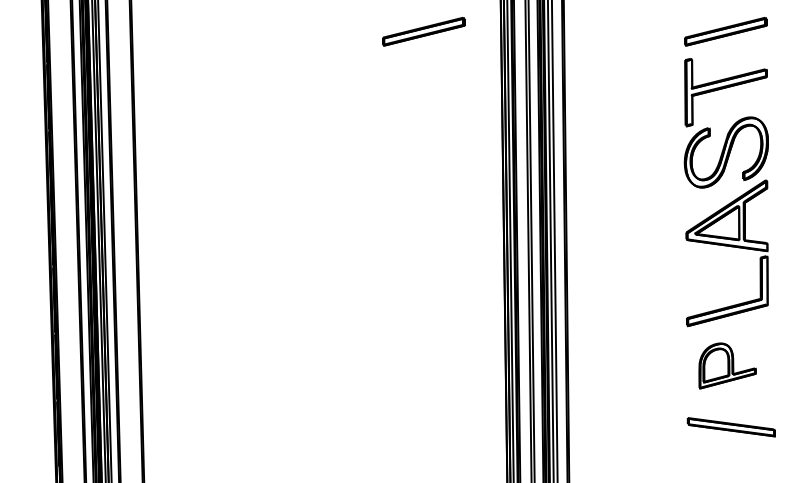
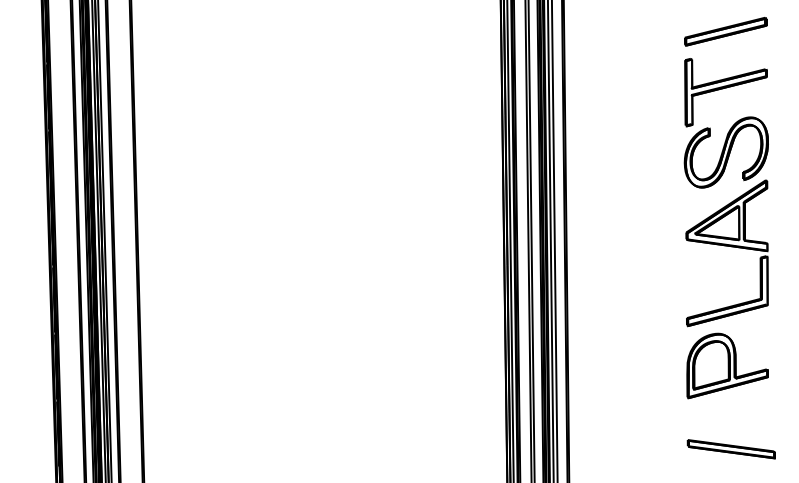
part: present -> none (423, 31)
part size: 59x48 px -> 83x68 px (727, 365)
part position: (730, 427) -> (730, 449) (730, 449)
